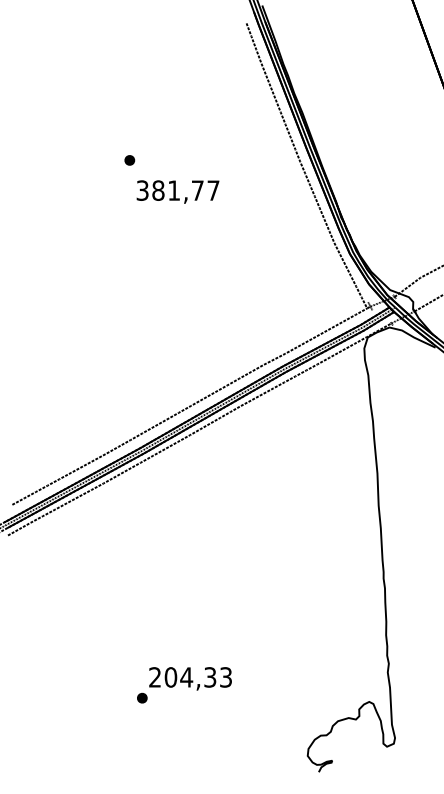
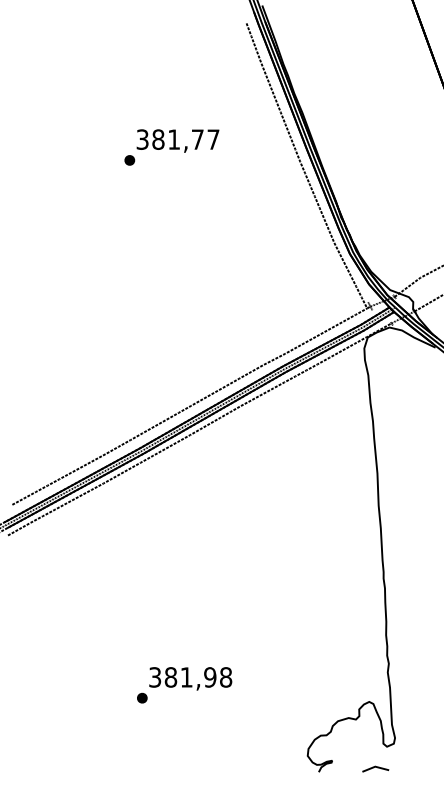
text position: (177, 191) -> (177, 140) (177, 140)
text: 204,33 -> 381,98 (190, 677)
line: none -> present (375, 767)
